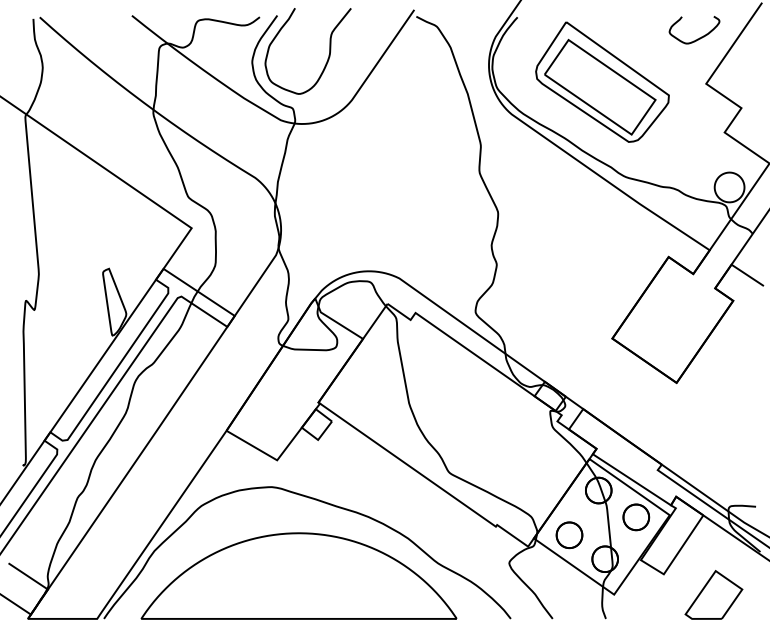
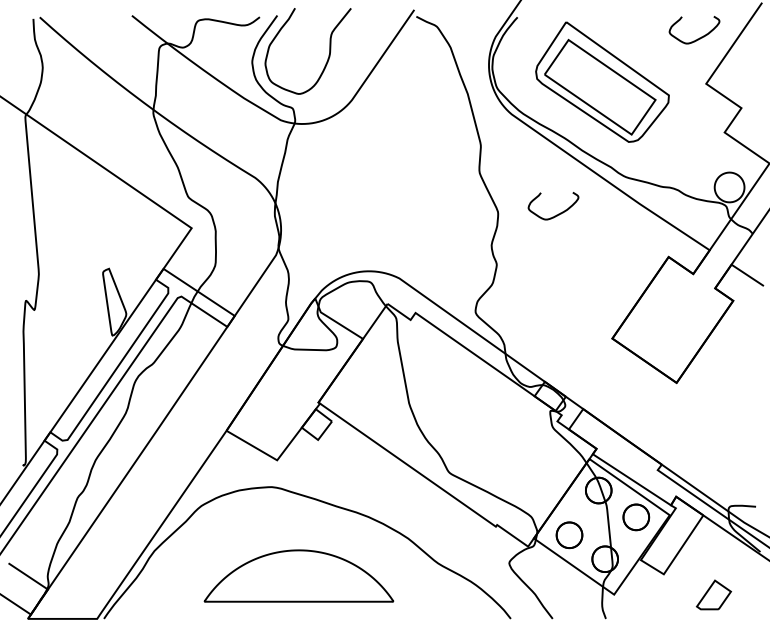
curve: none -> present (556, 214)
part size: 318x88 px -> 192x54 px (298, 575)
part size: 60x50 px -> 37x32 px (713, 594)
